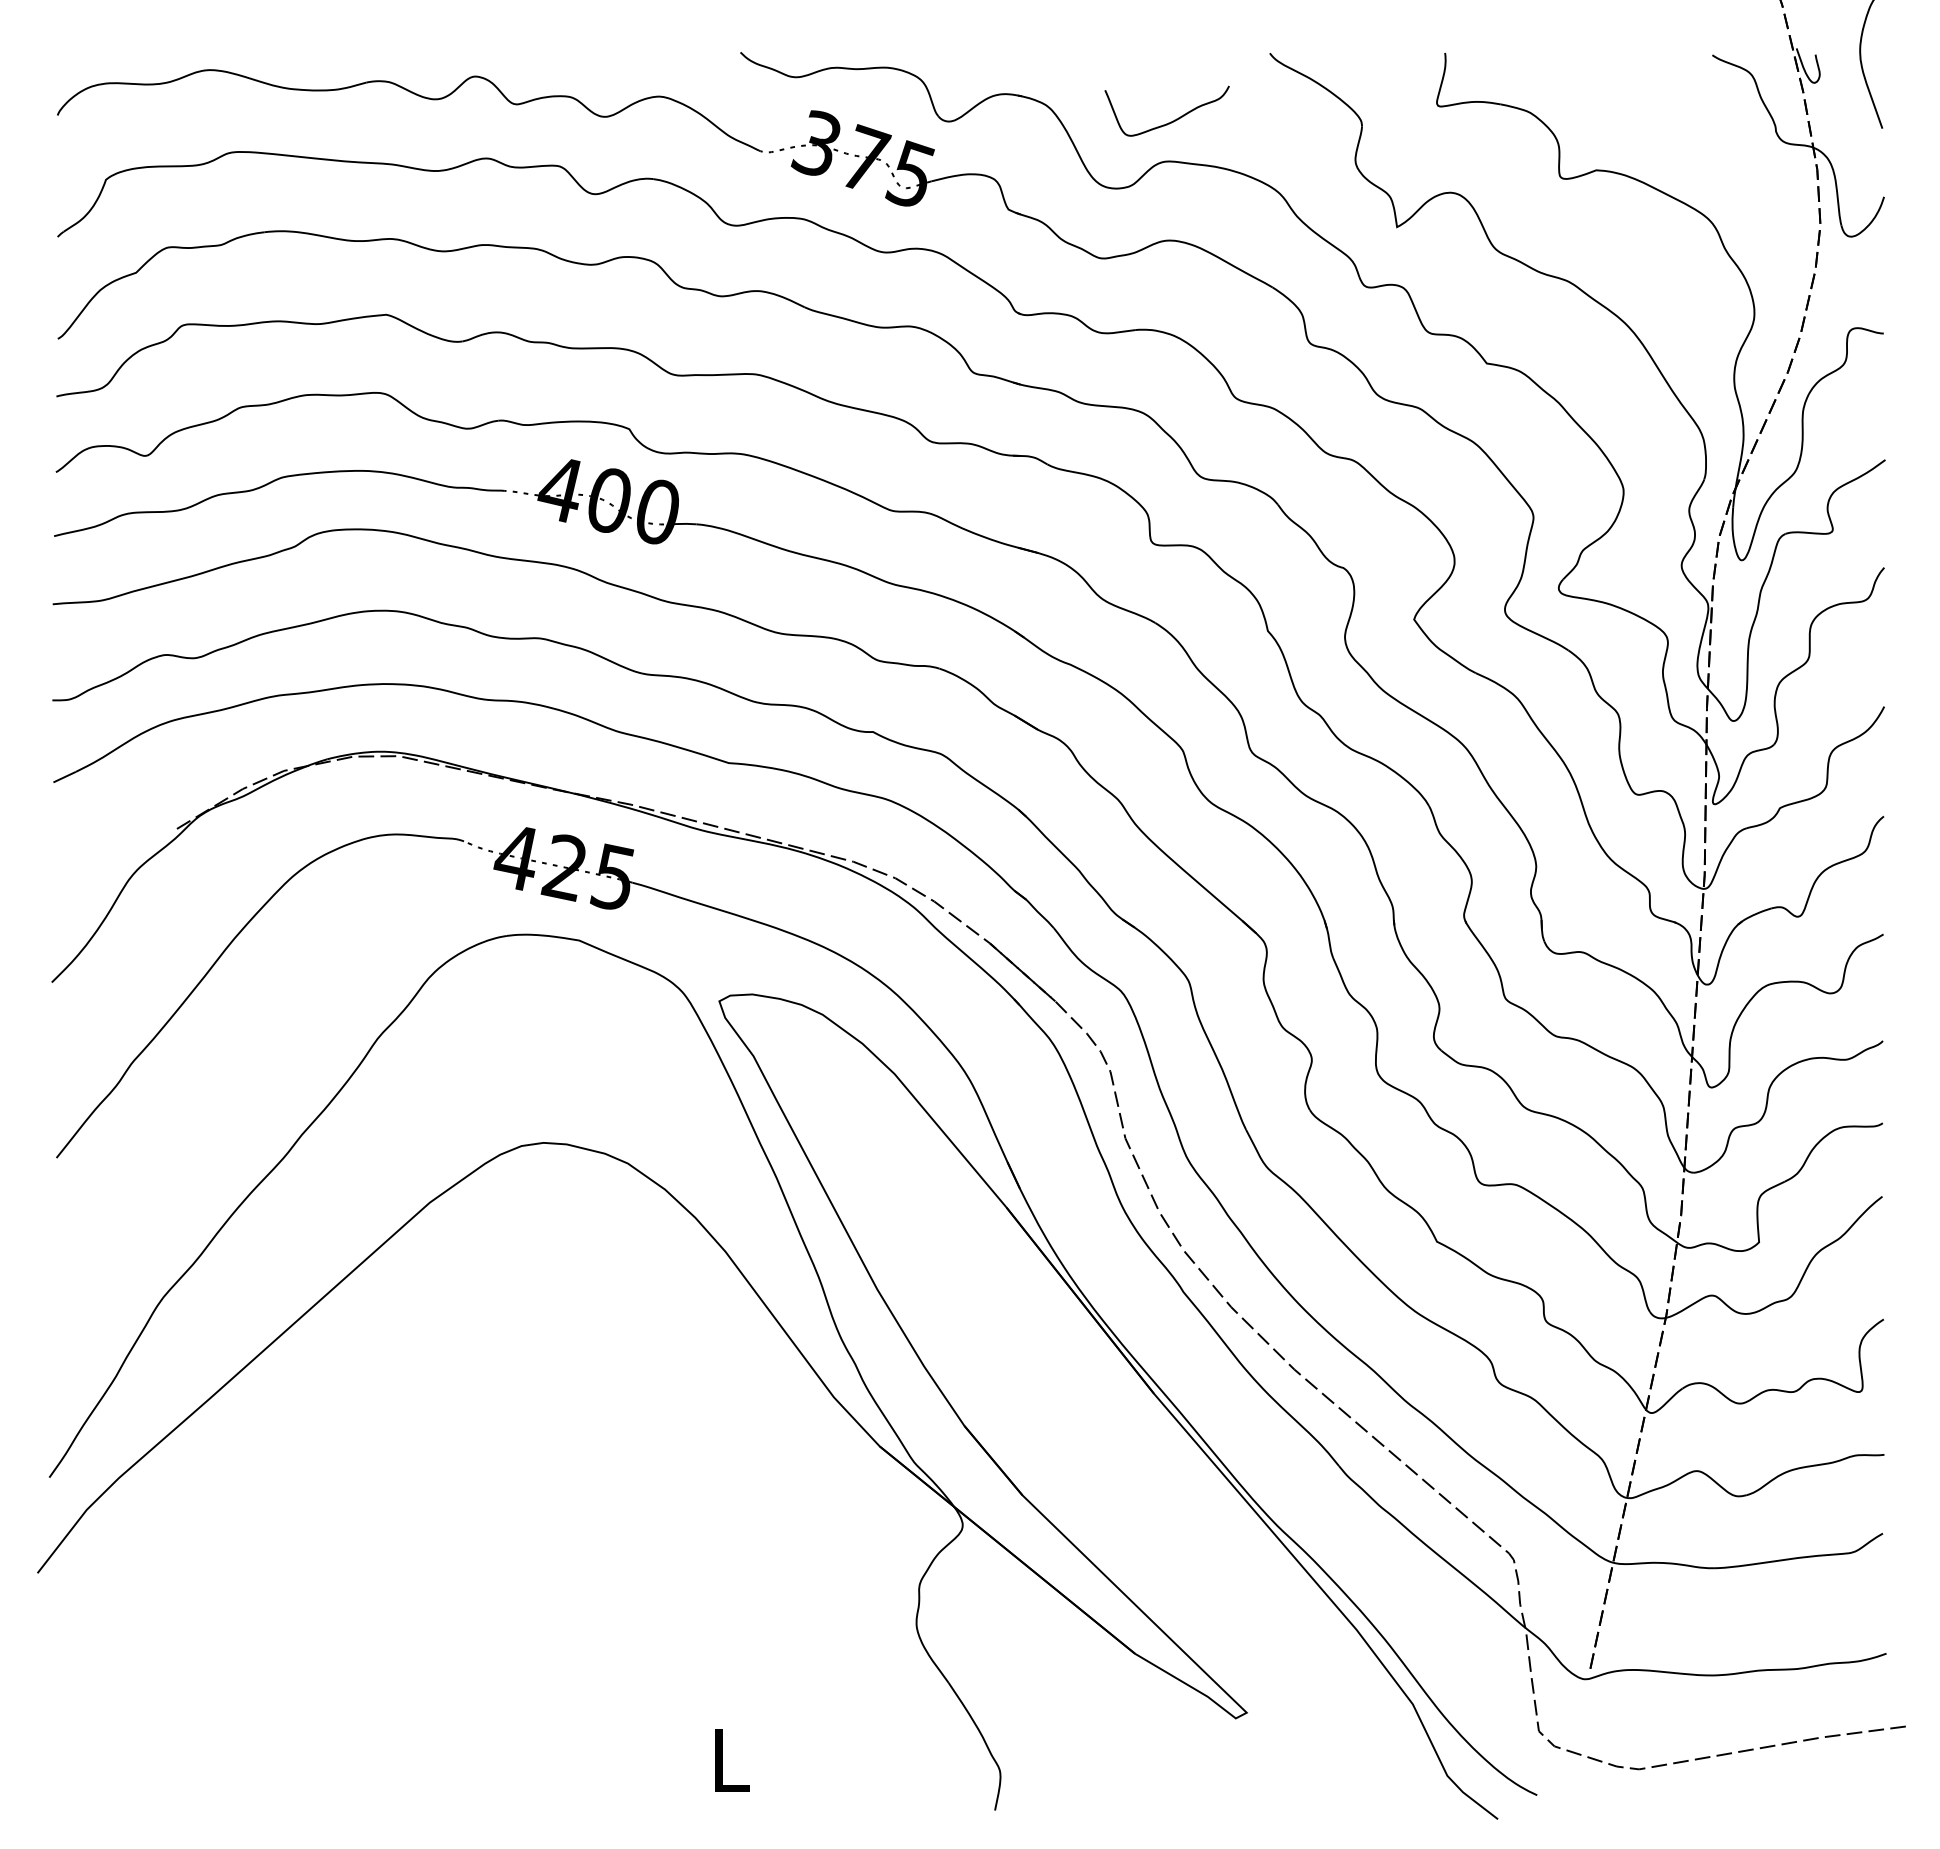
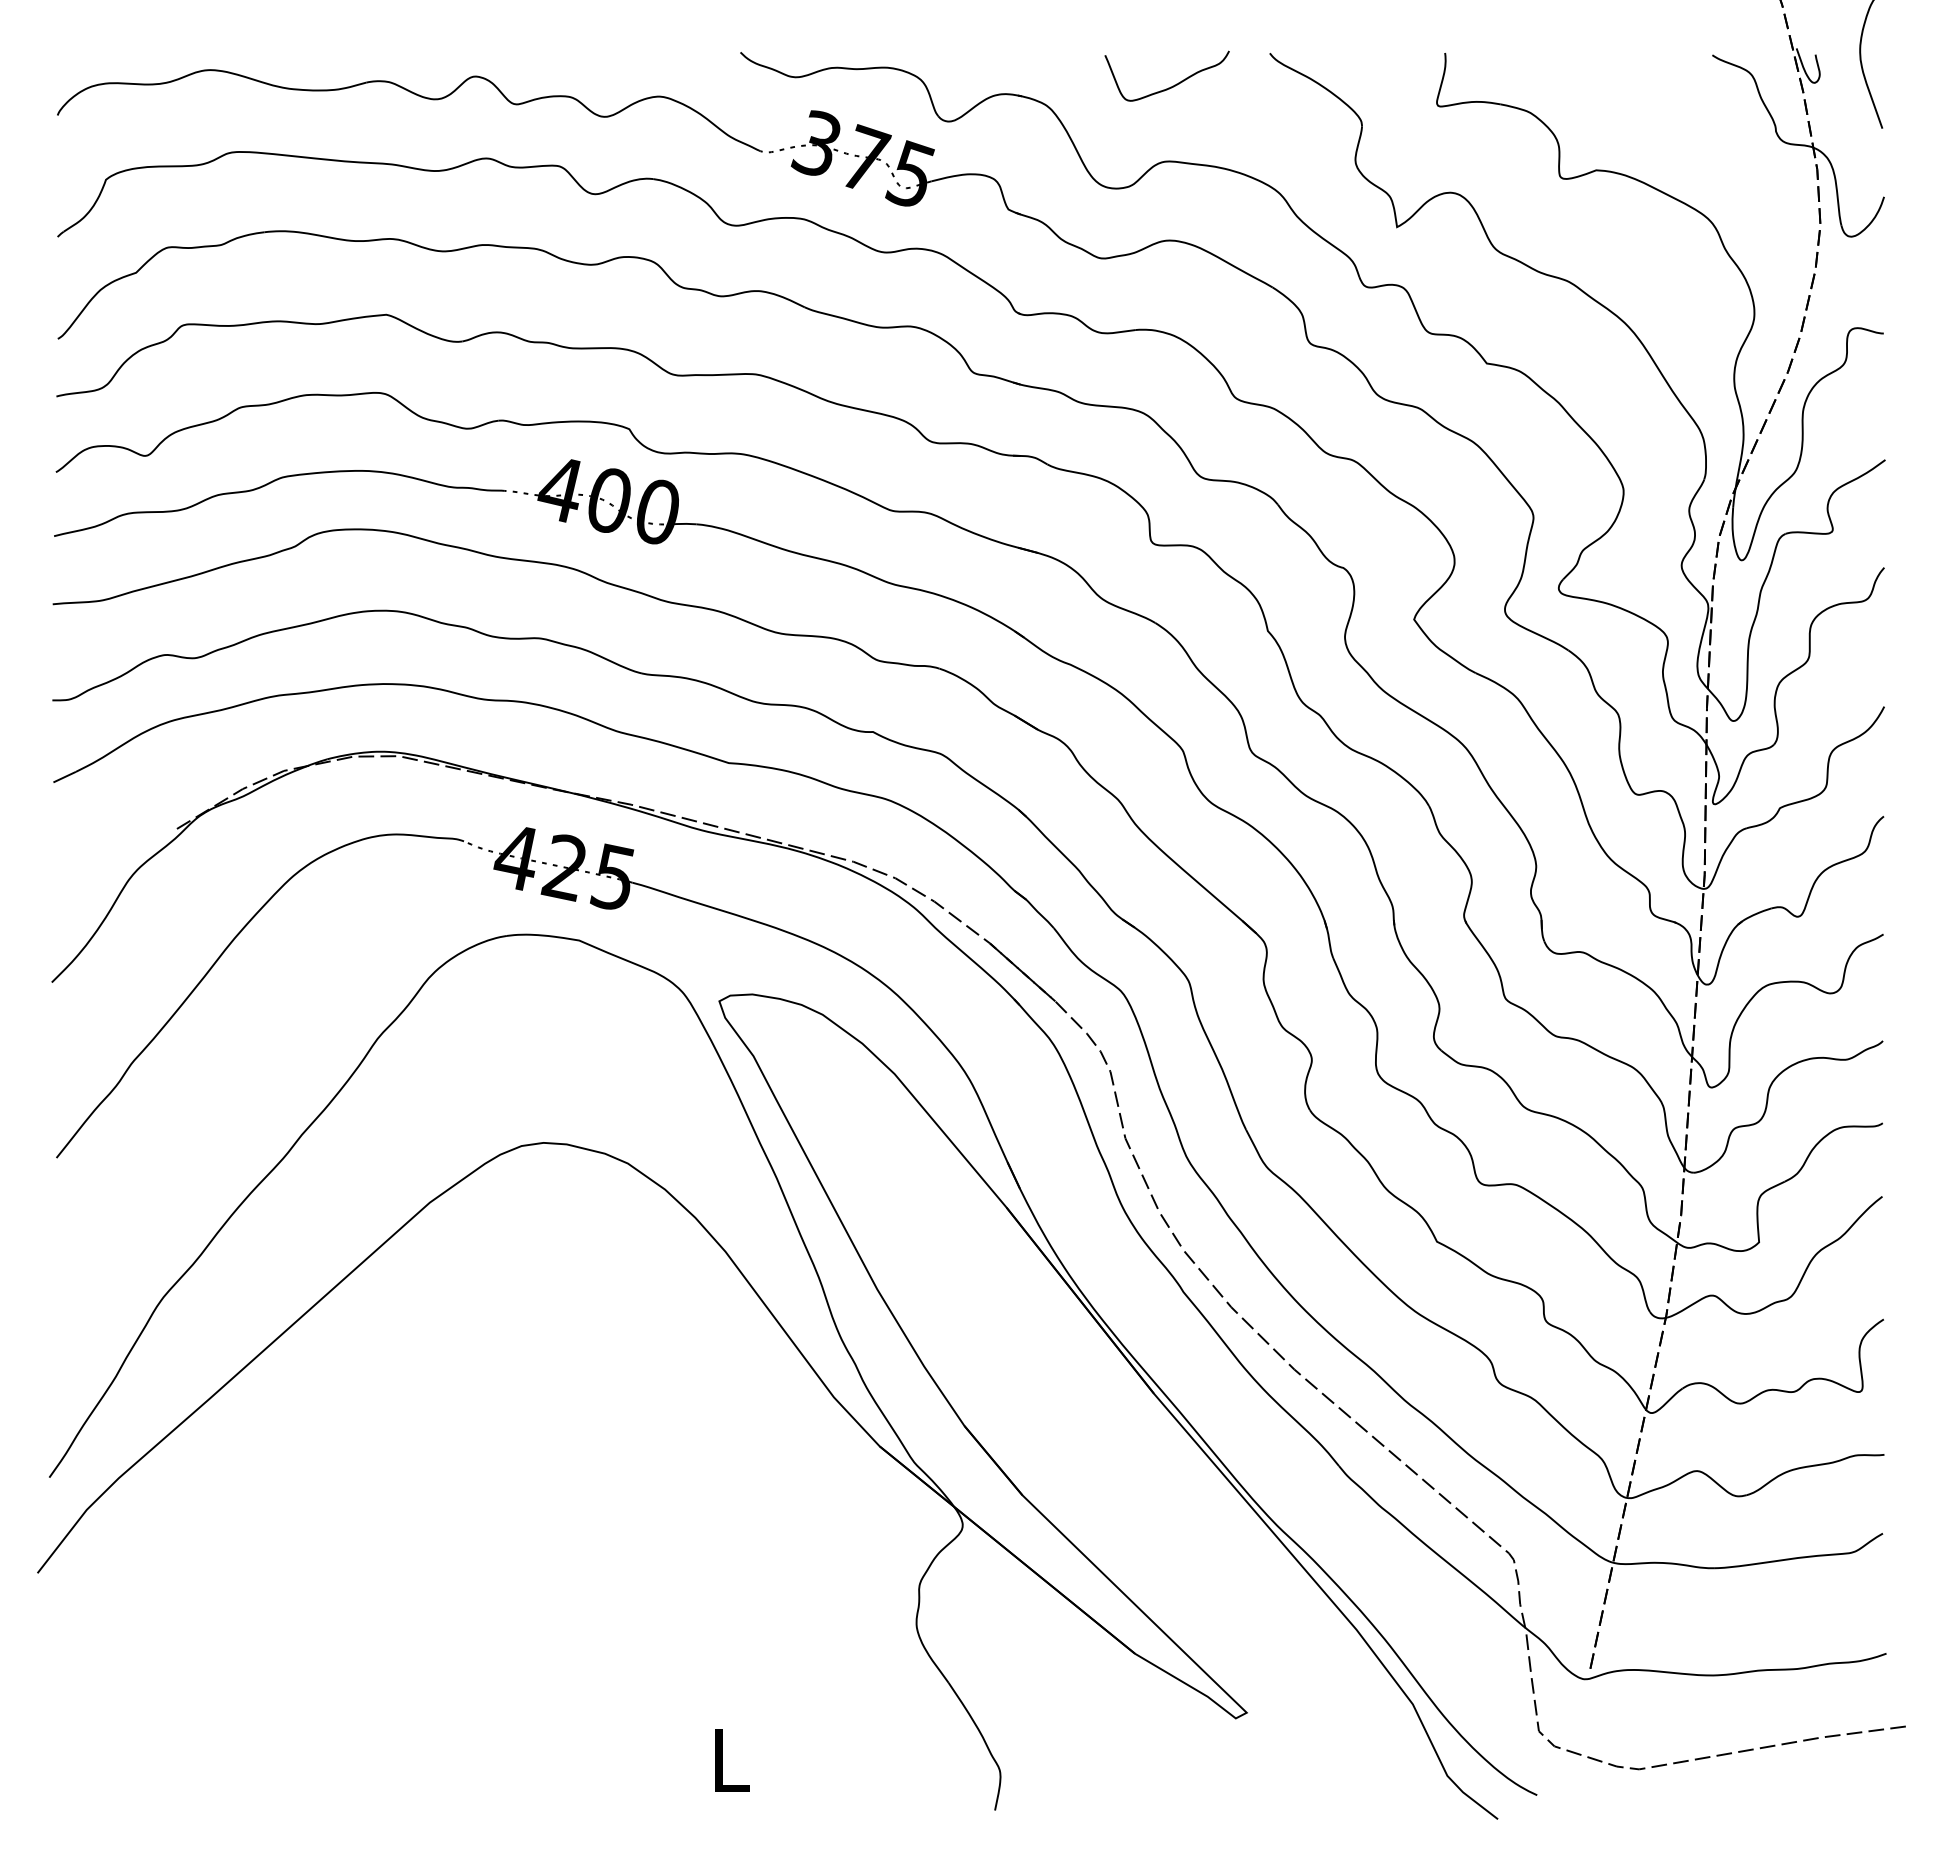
curve position: (1170, 121) -> (1170, 86) (1170, 86)
